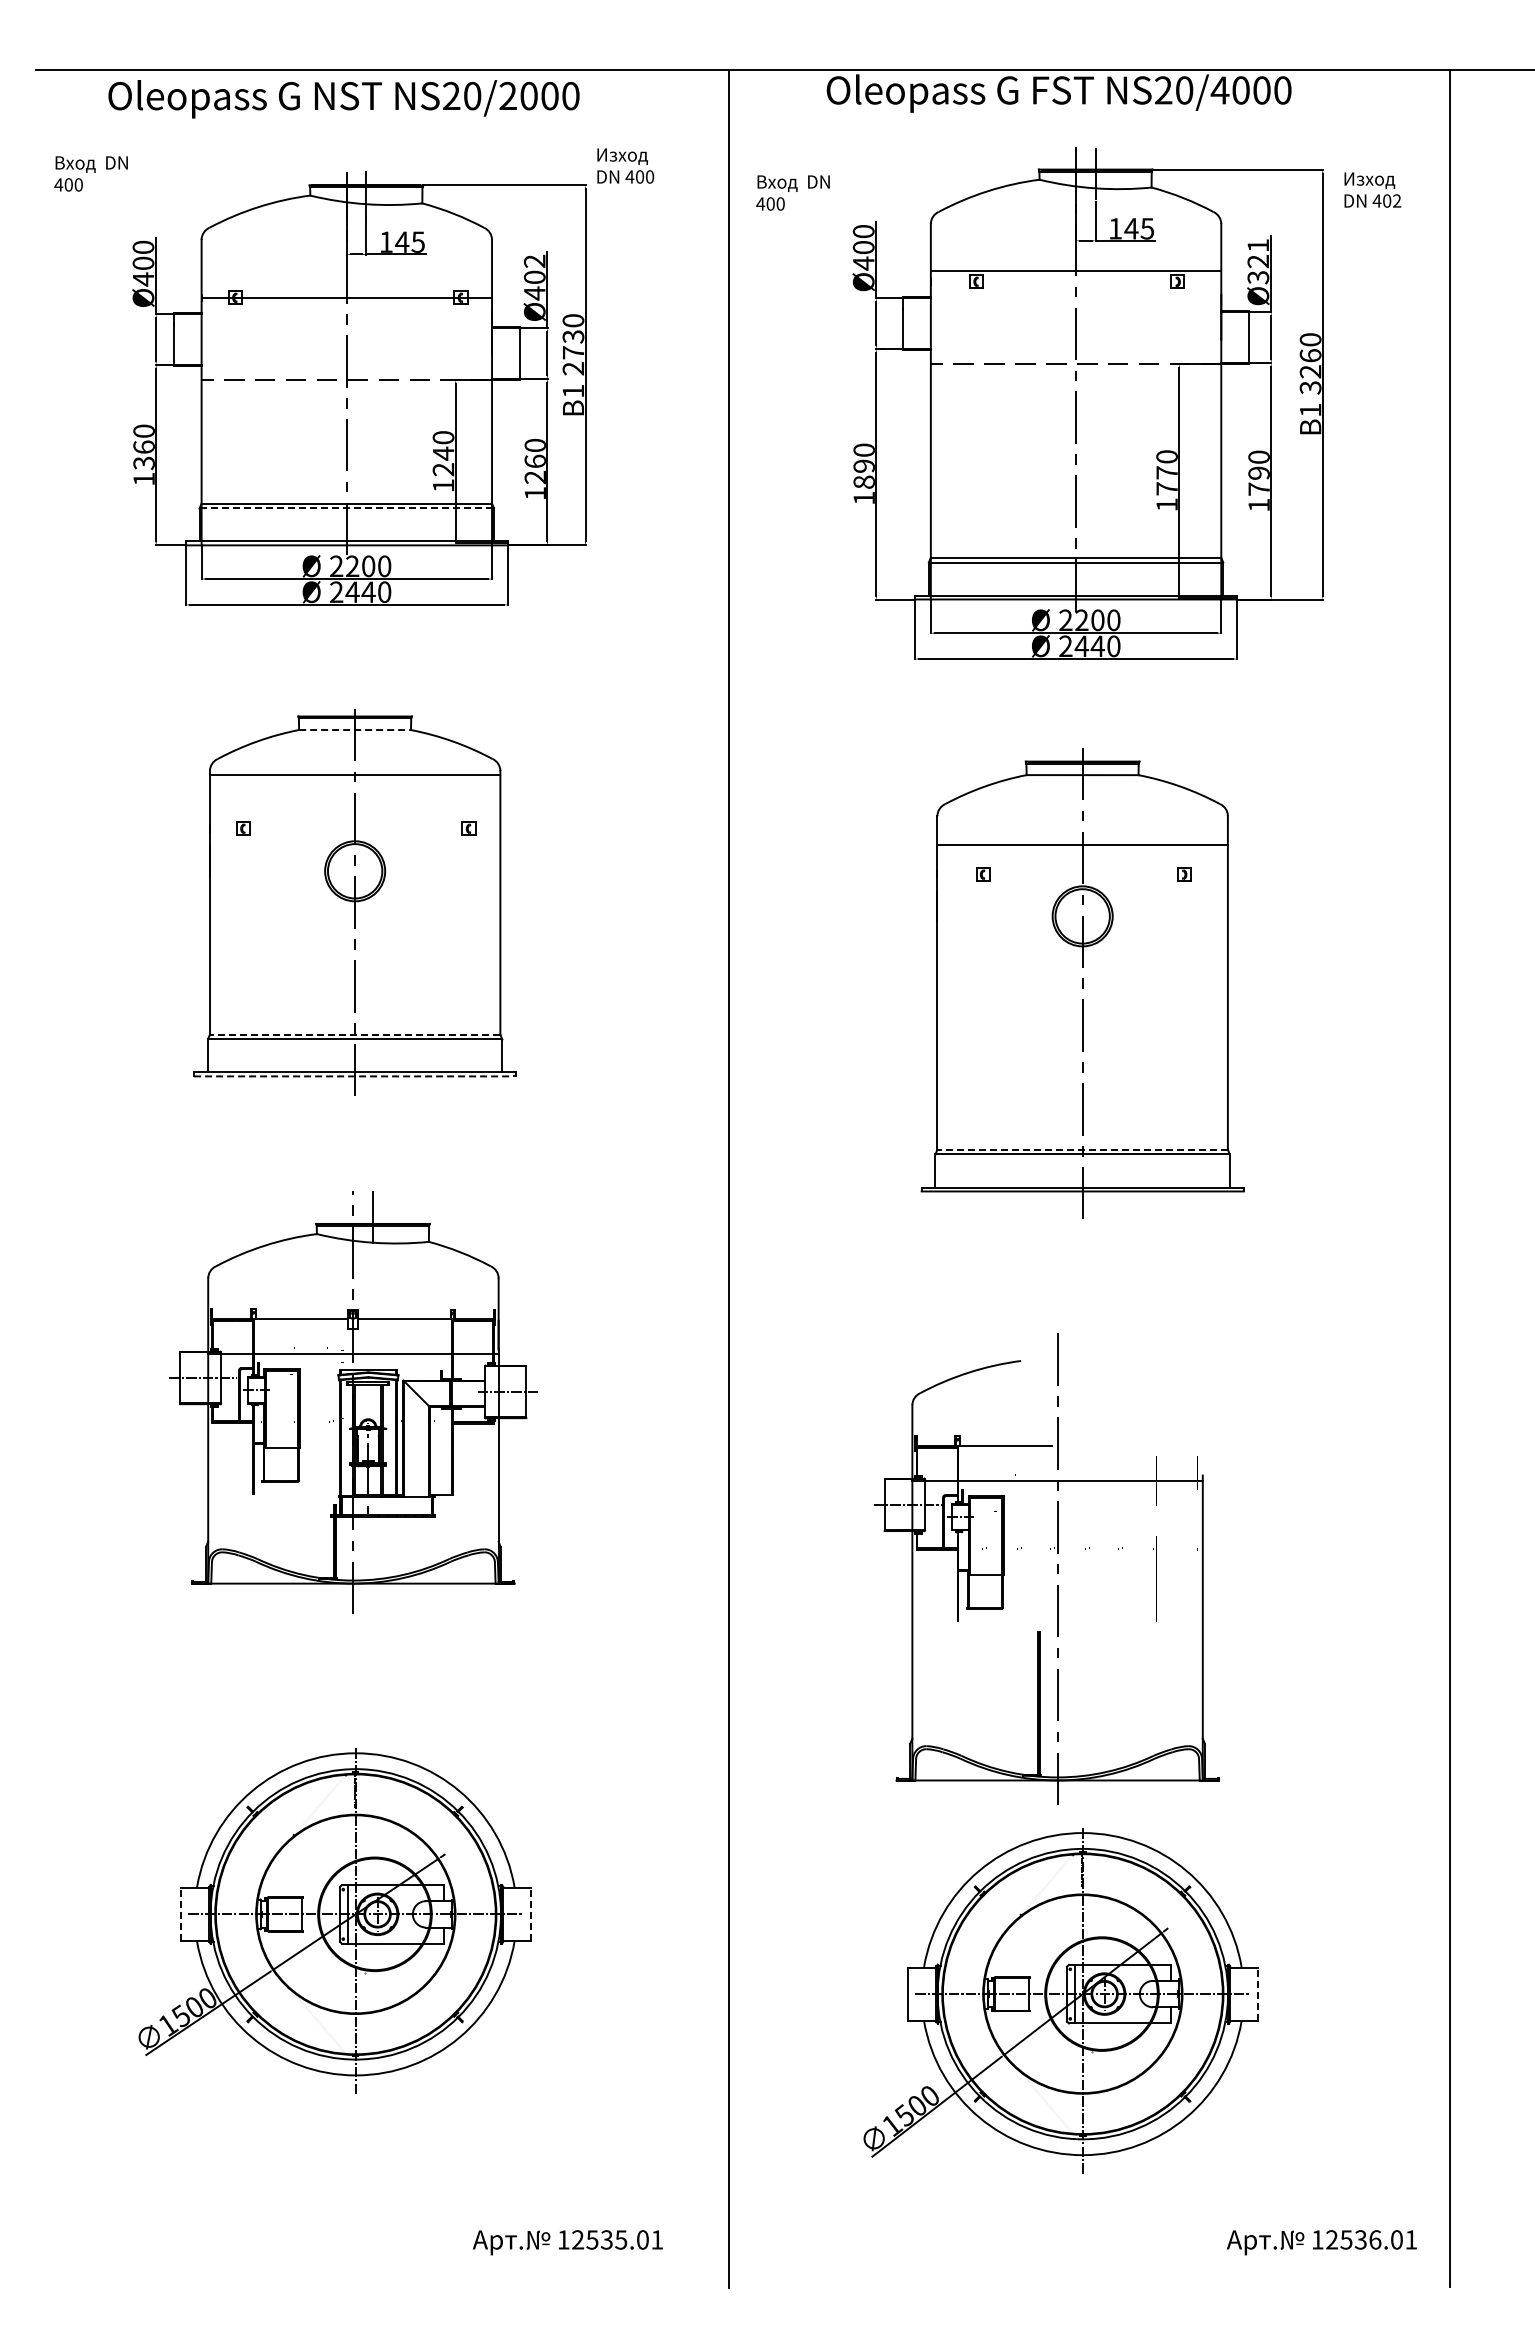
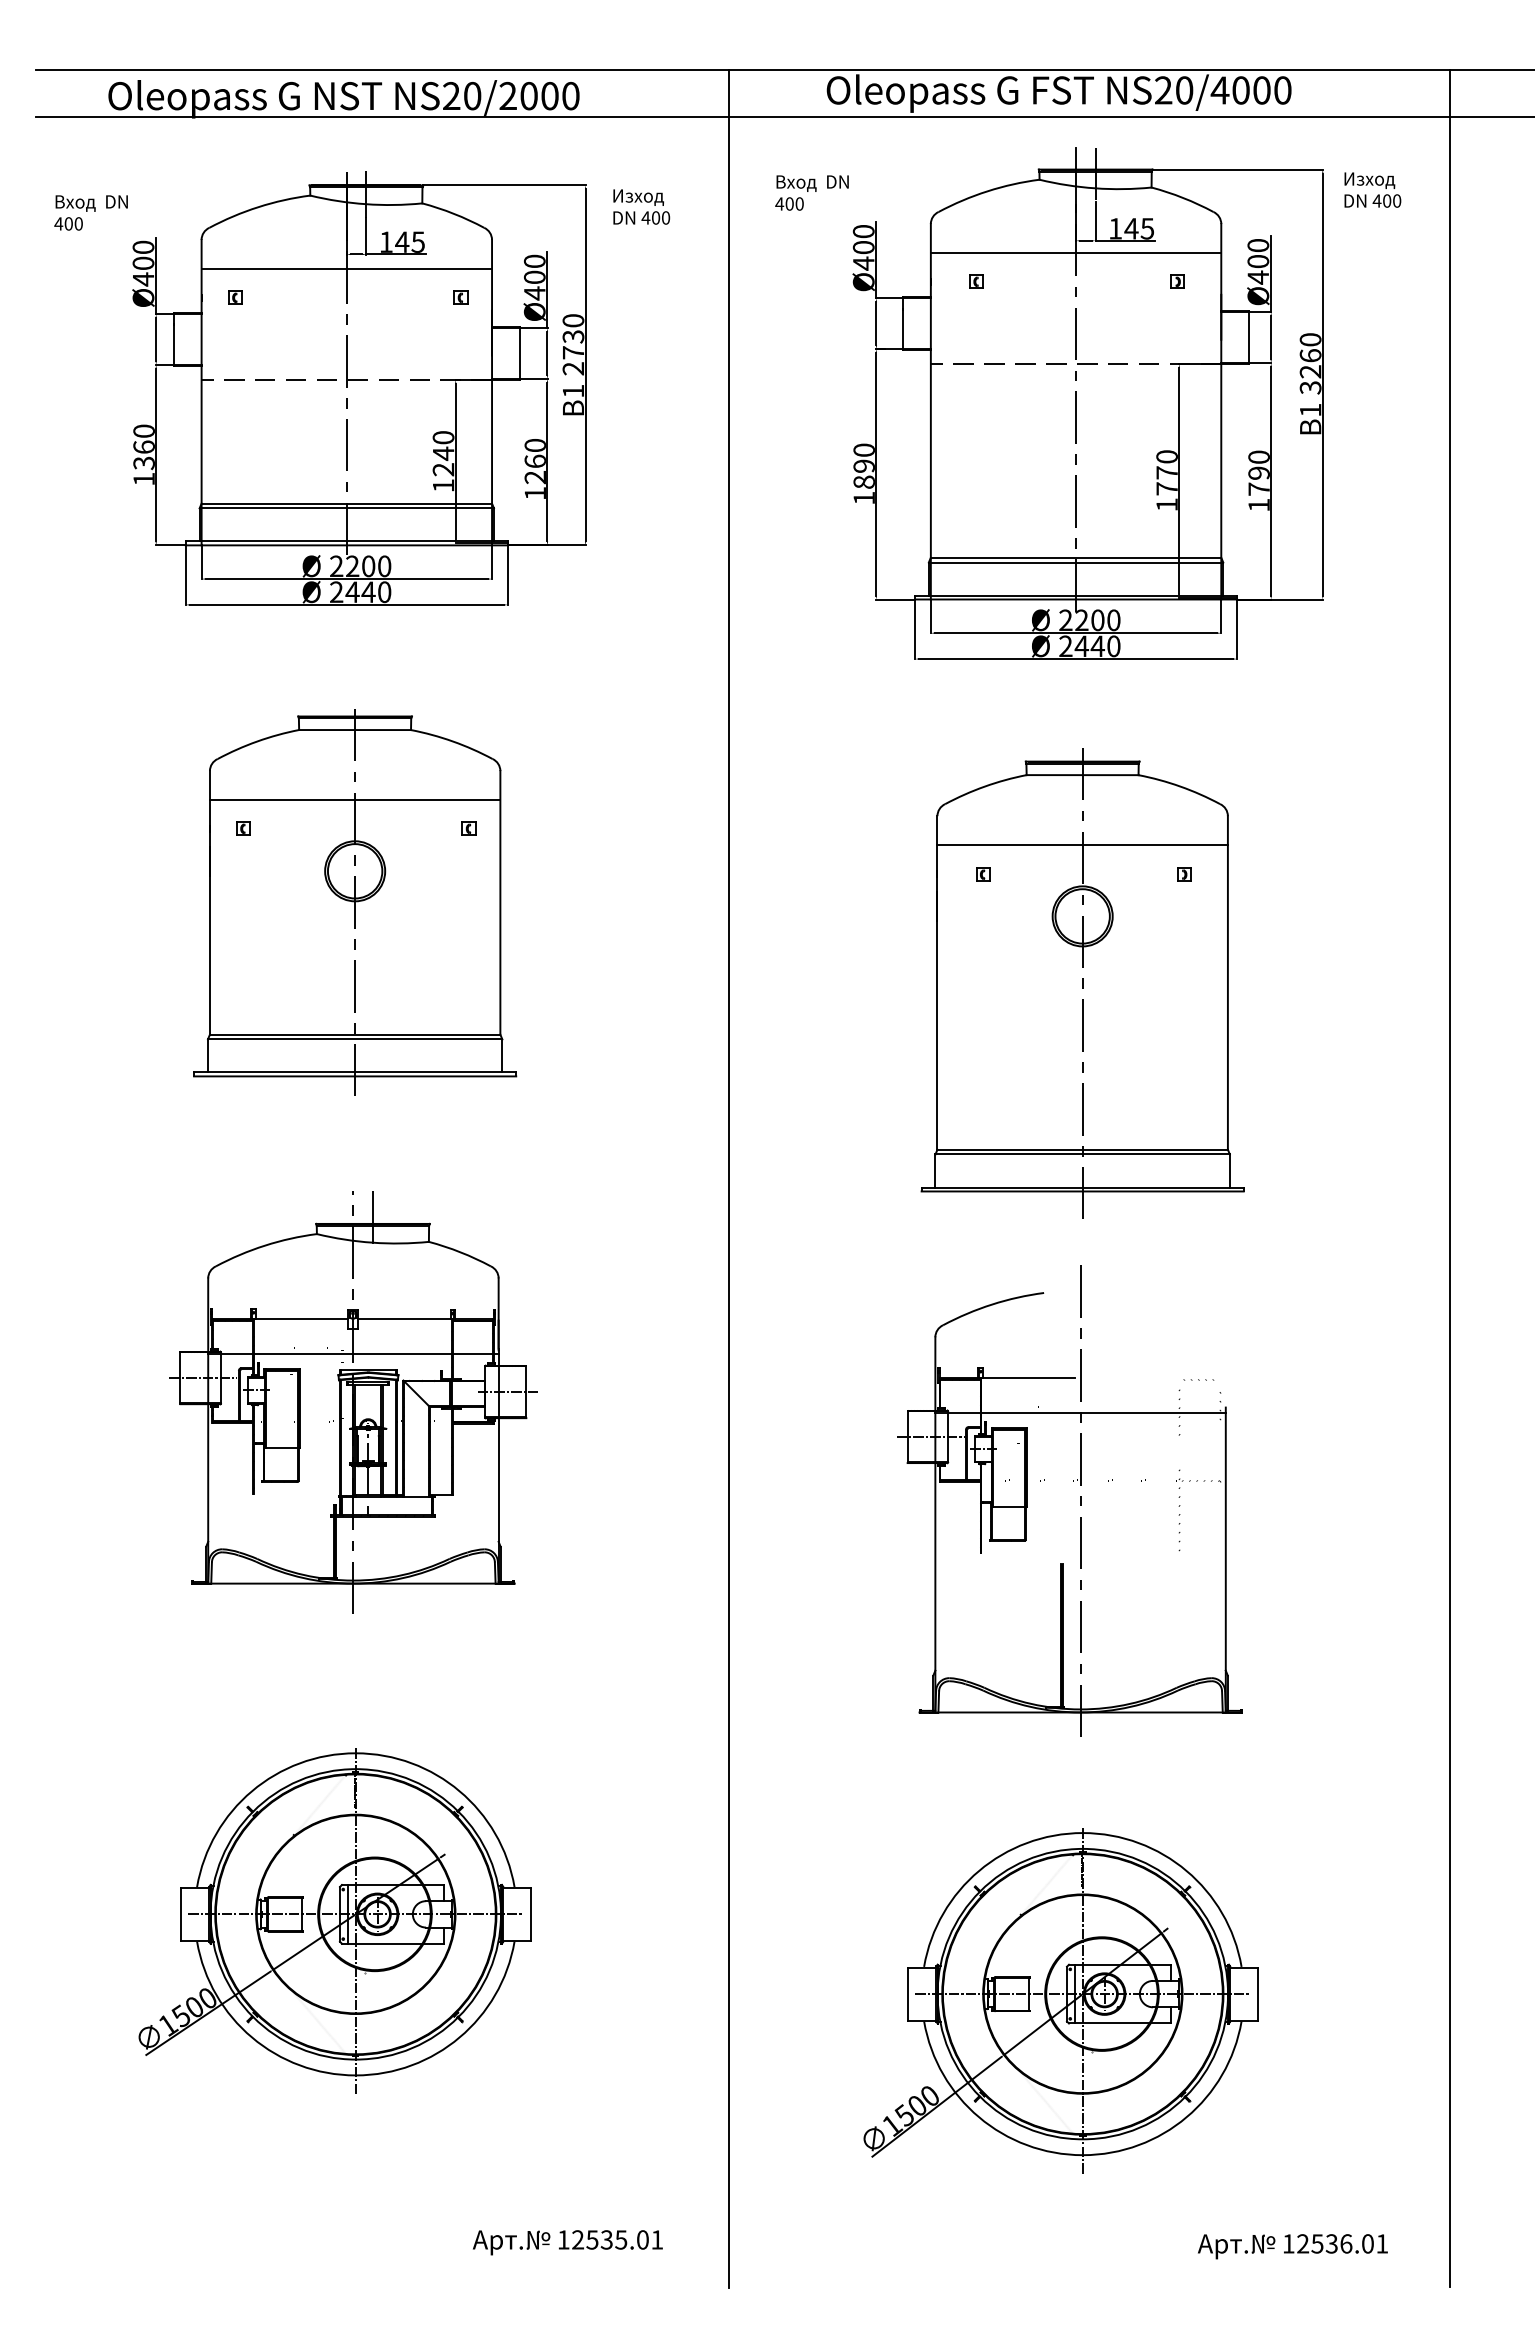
line: none -> present (783, 116)
text position: (625, 165) -> (641, 206) (641, 206)
text position: (90, 173) -> (90, 212) (90, 212)
text position: (792, 192) -> (811, 192) (811, 192)
text: 402 -> 400 (1397, 200)
text: Ø402 -> Ø400 (534, 261)
text: Ø321 -> Ø400 (1258, 261)
line position: (1075, 271) -> (1075, 253) (1075, 253)
line position: (346, 297) -> (346, 268) (346, 268)
line: dashed -> solid (347, 508)
line: dashed -> solid (355, 730)
line position: (354, 775) -> (354, 800) (354, 800)
line: dashed -> solid (354, 1034)
line: dashed -> solid (355, 1076)
line: dashed -> solid (1082, 1149)
part position: (1046, 1568) -> (1069, 1500) (1069, 1500)
line: dashed -> solid (181, 1913)
line: dashed -> solid (530, 1913)
line: dashed -> solid (1257, 1993)
text position: (1321, 2242) -> (1292, 2246) (1292, 2246)
